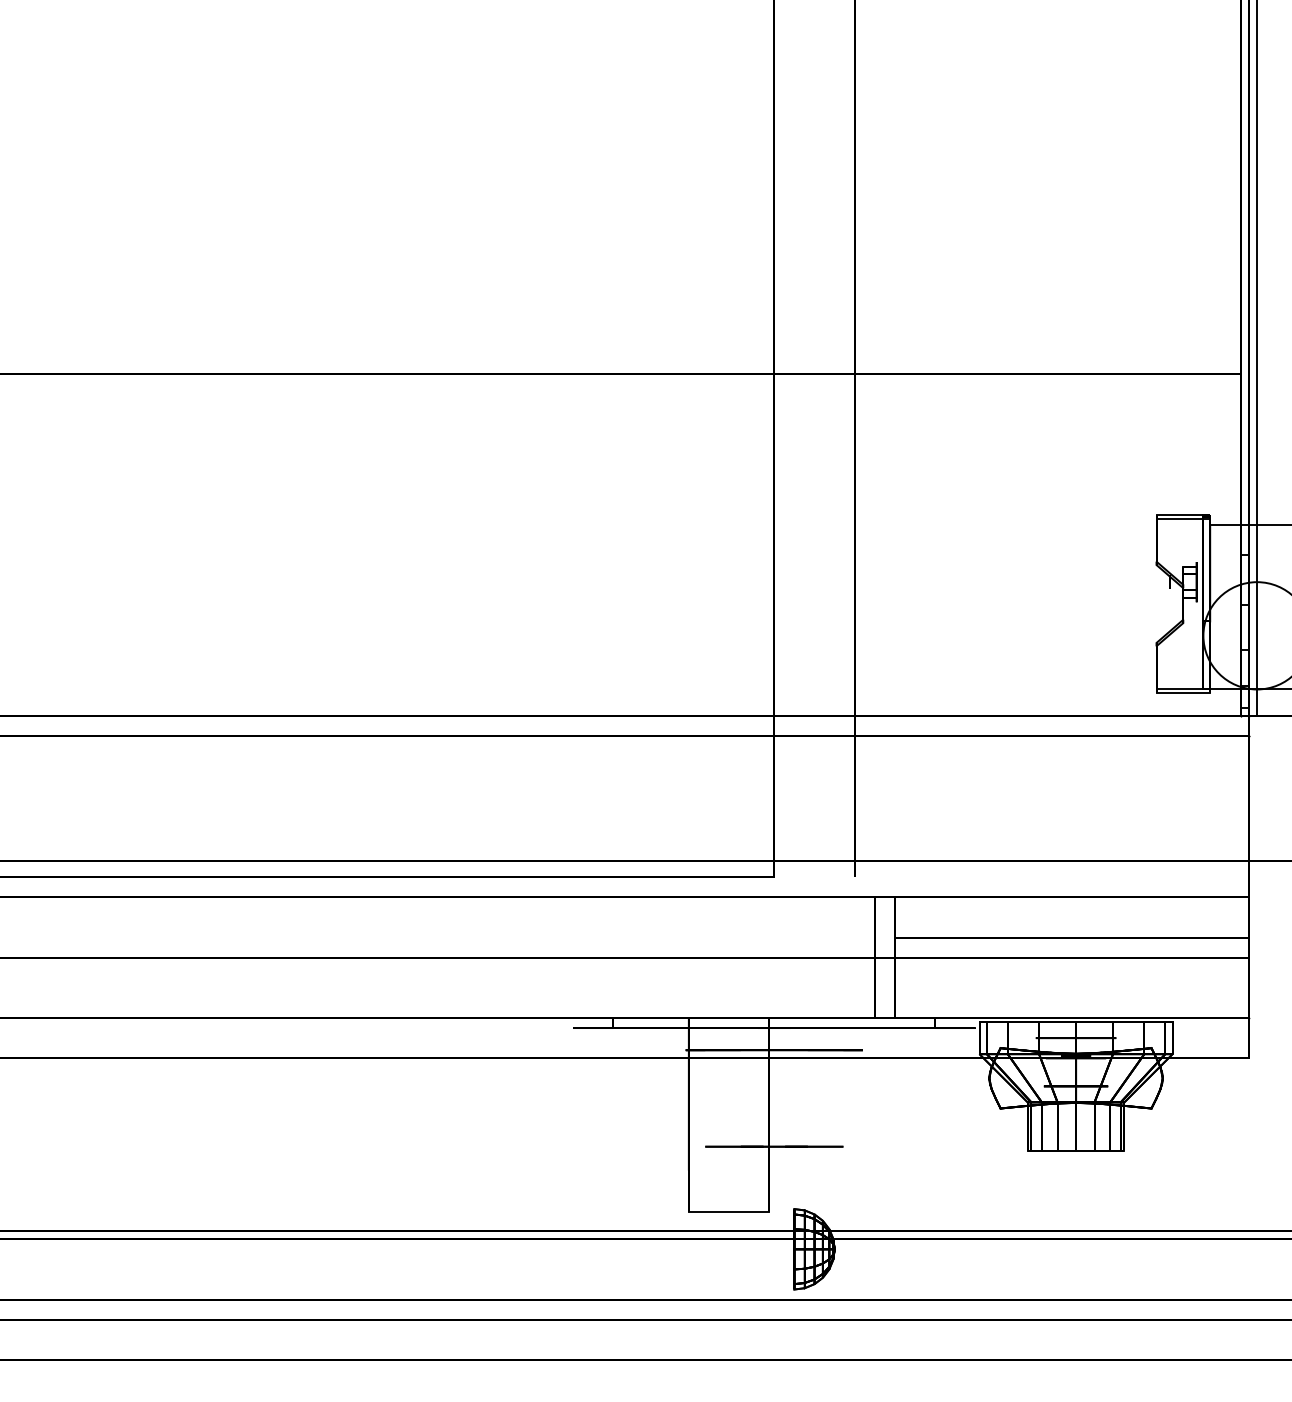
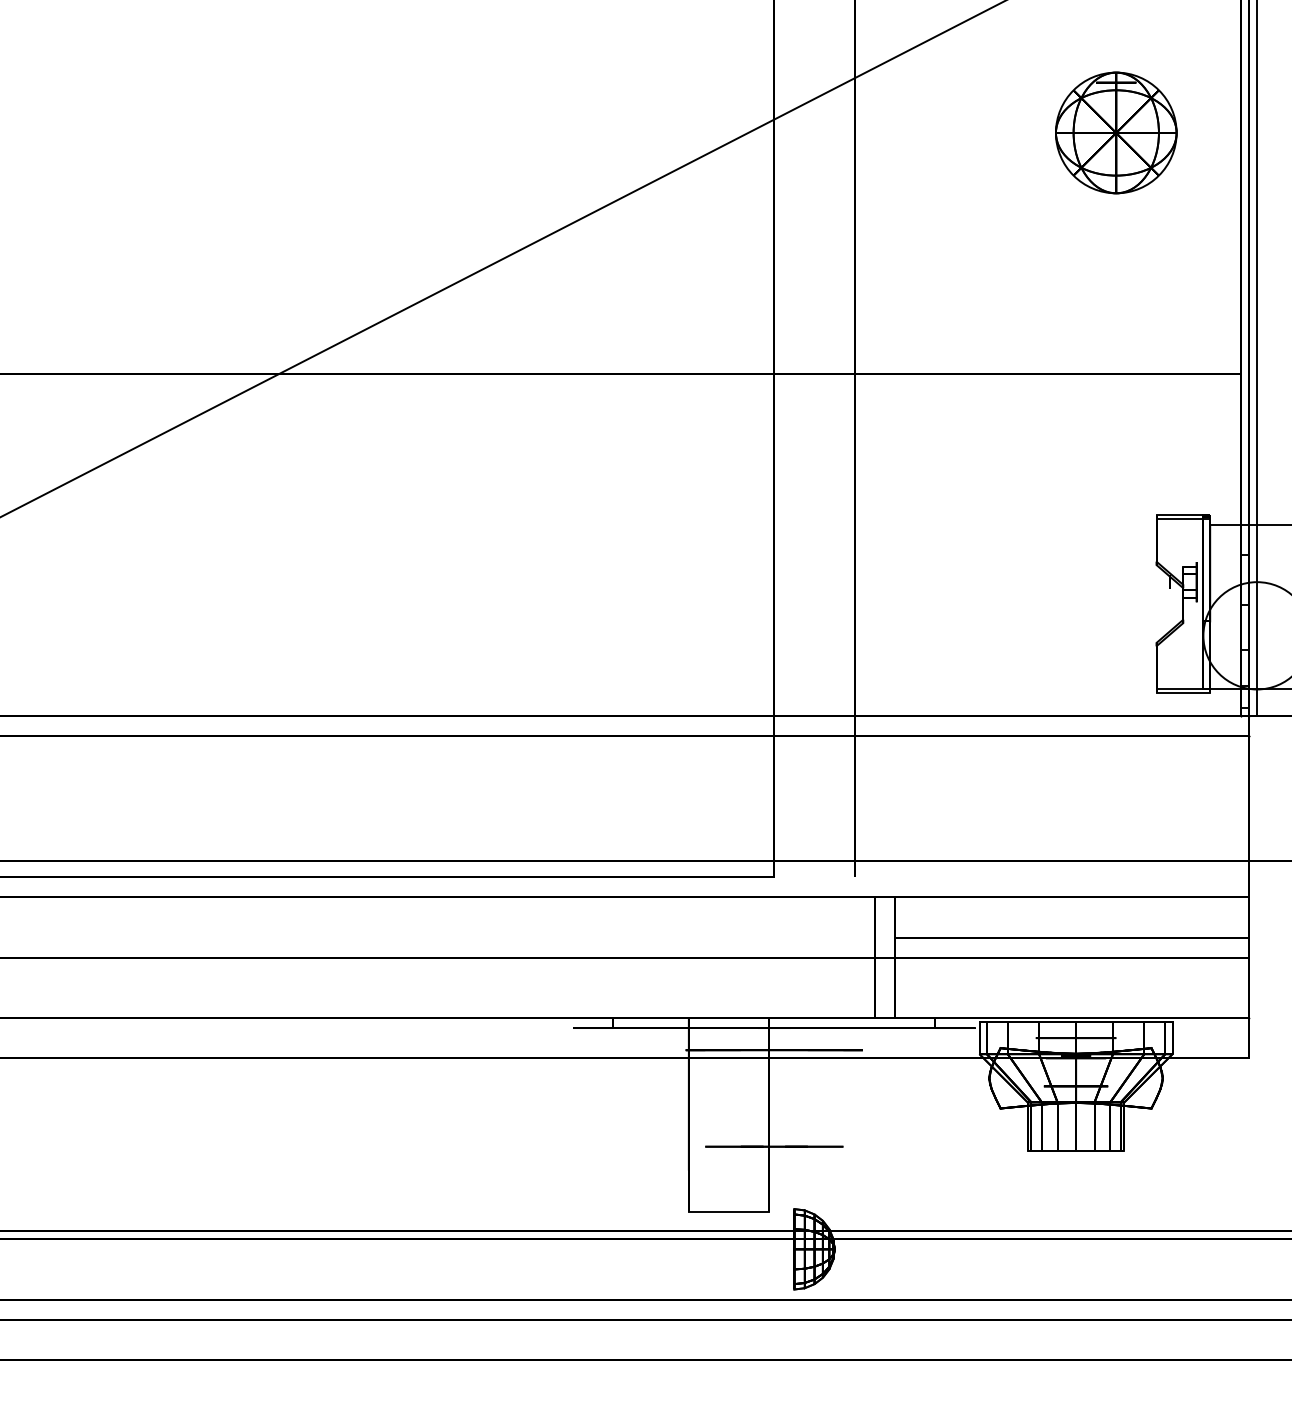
part: none -> present (1116, 132)
line: none -> present (502, 259)
